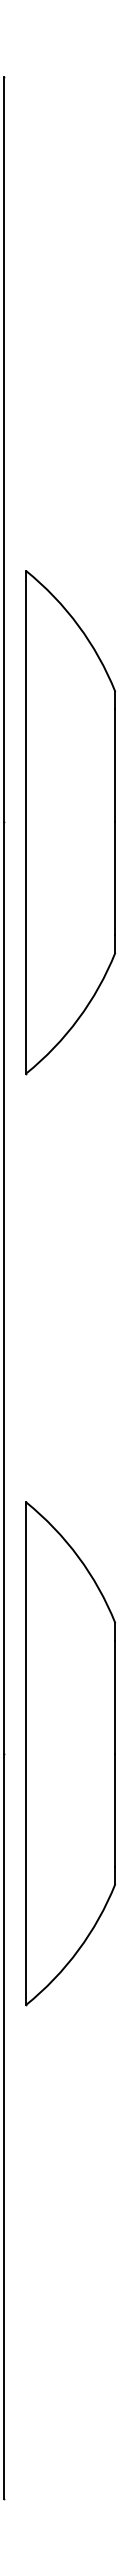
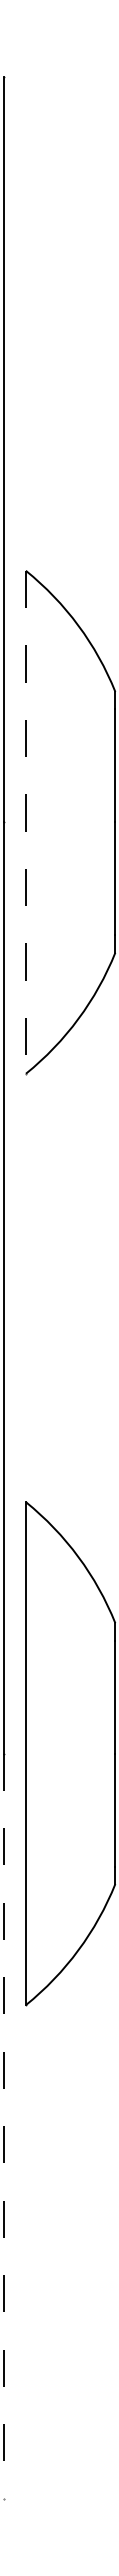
line: solid -> dashed (25, 822)
line: solid -> dashed (3, 2126)
